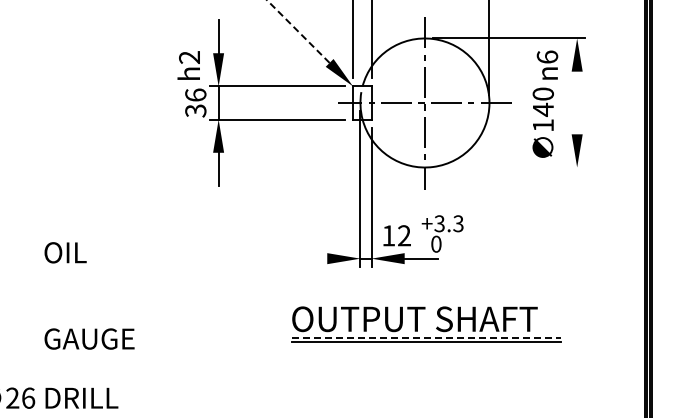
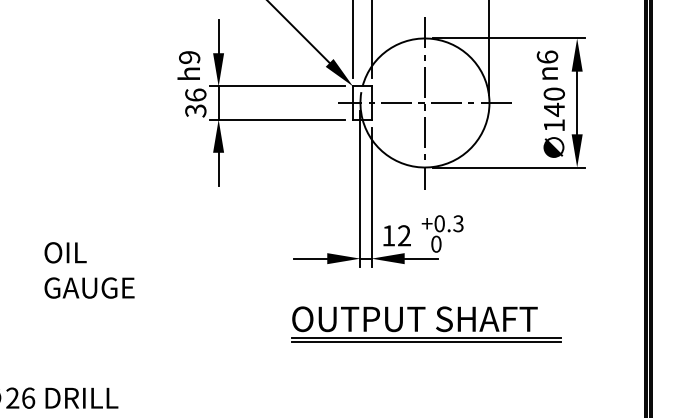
line: dashed -> solid (298, 31)
text: h2 -> h9 (189, 57)
line: none -> present (577, 102)
text position: (542, 122) -> (553, 122) (553, 122)
line: none -> present (509, 167)
text: +3.3 -> +0.3 (439, 223)
line: none -> present (310, 258)
line: dashed -> solid (426, 337)
text position: (89, 338) -> (89, 287) (89, 287)
